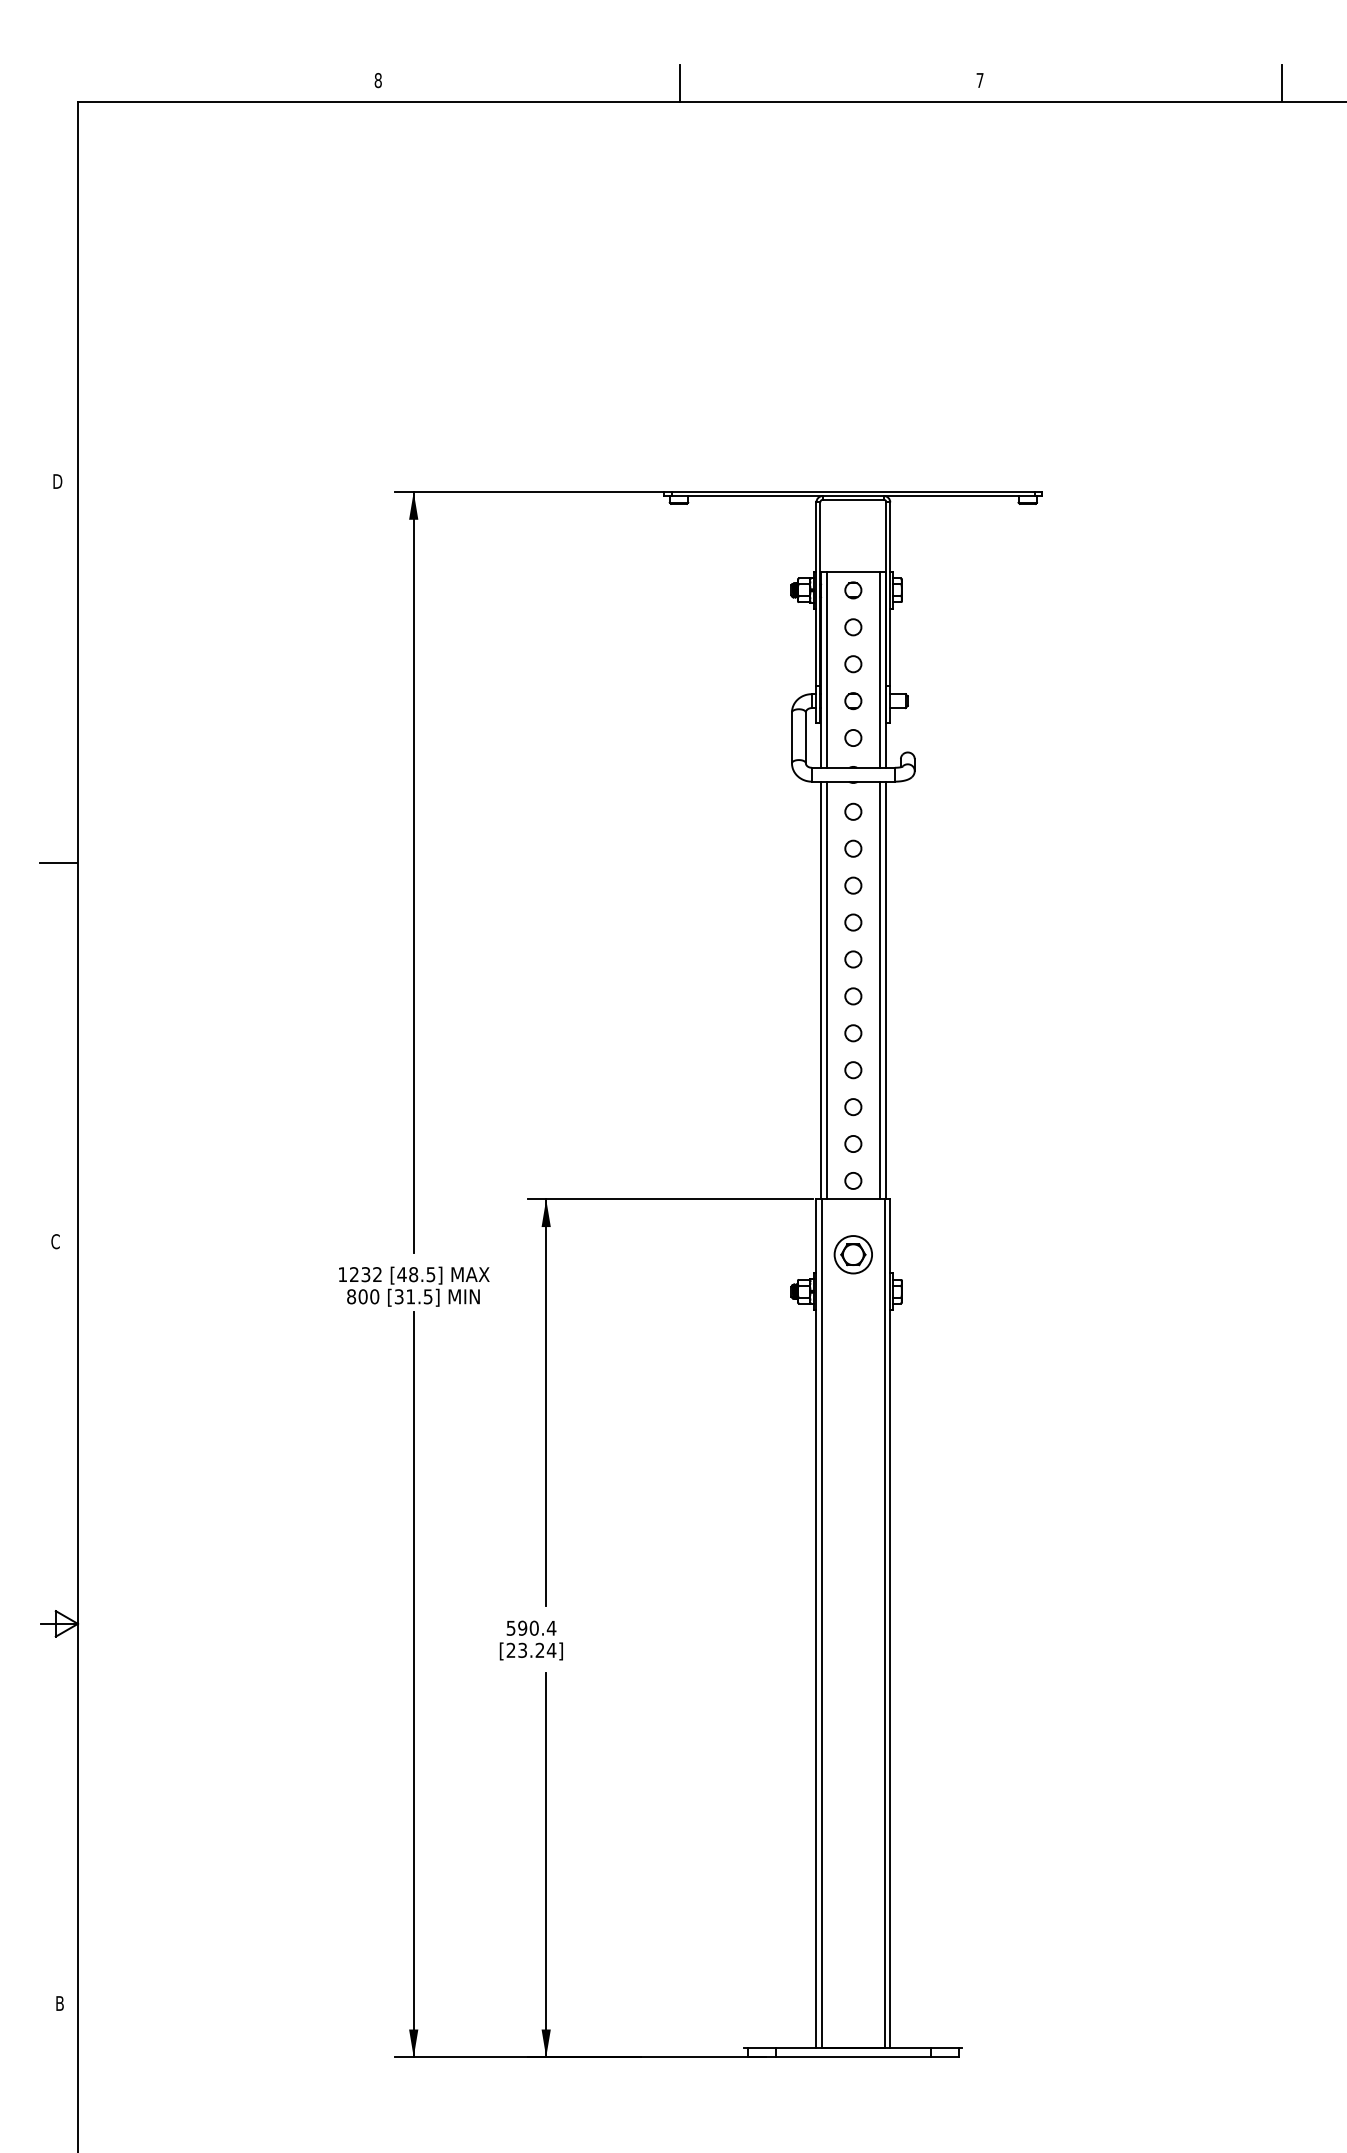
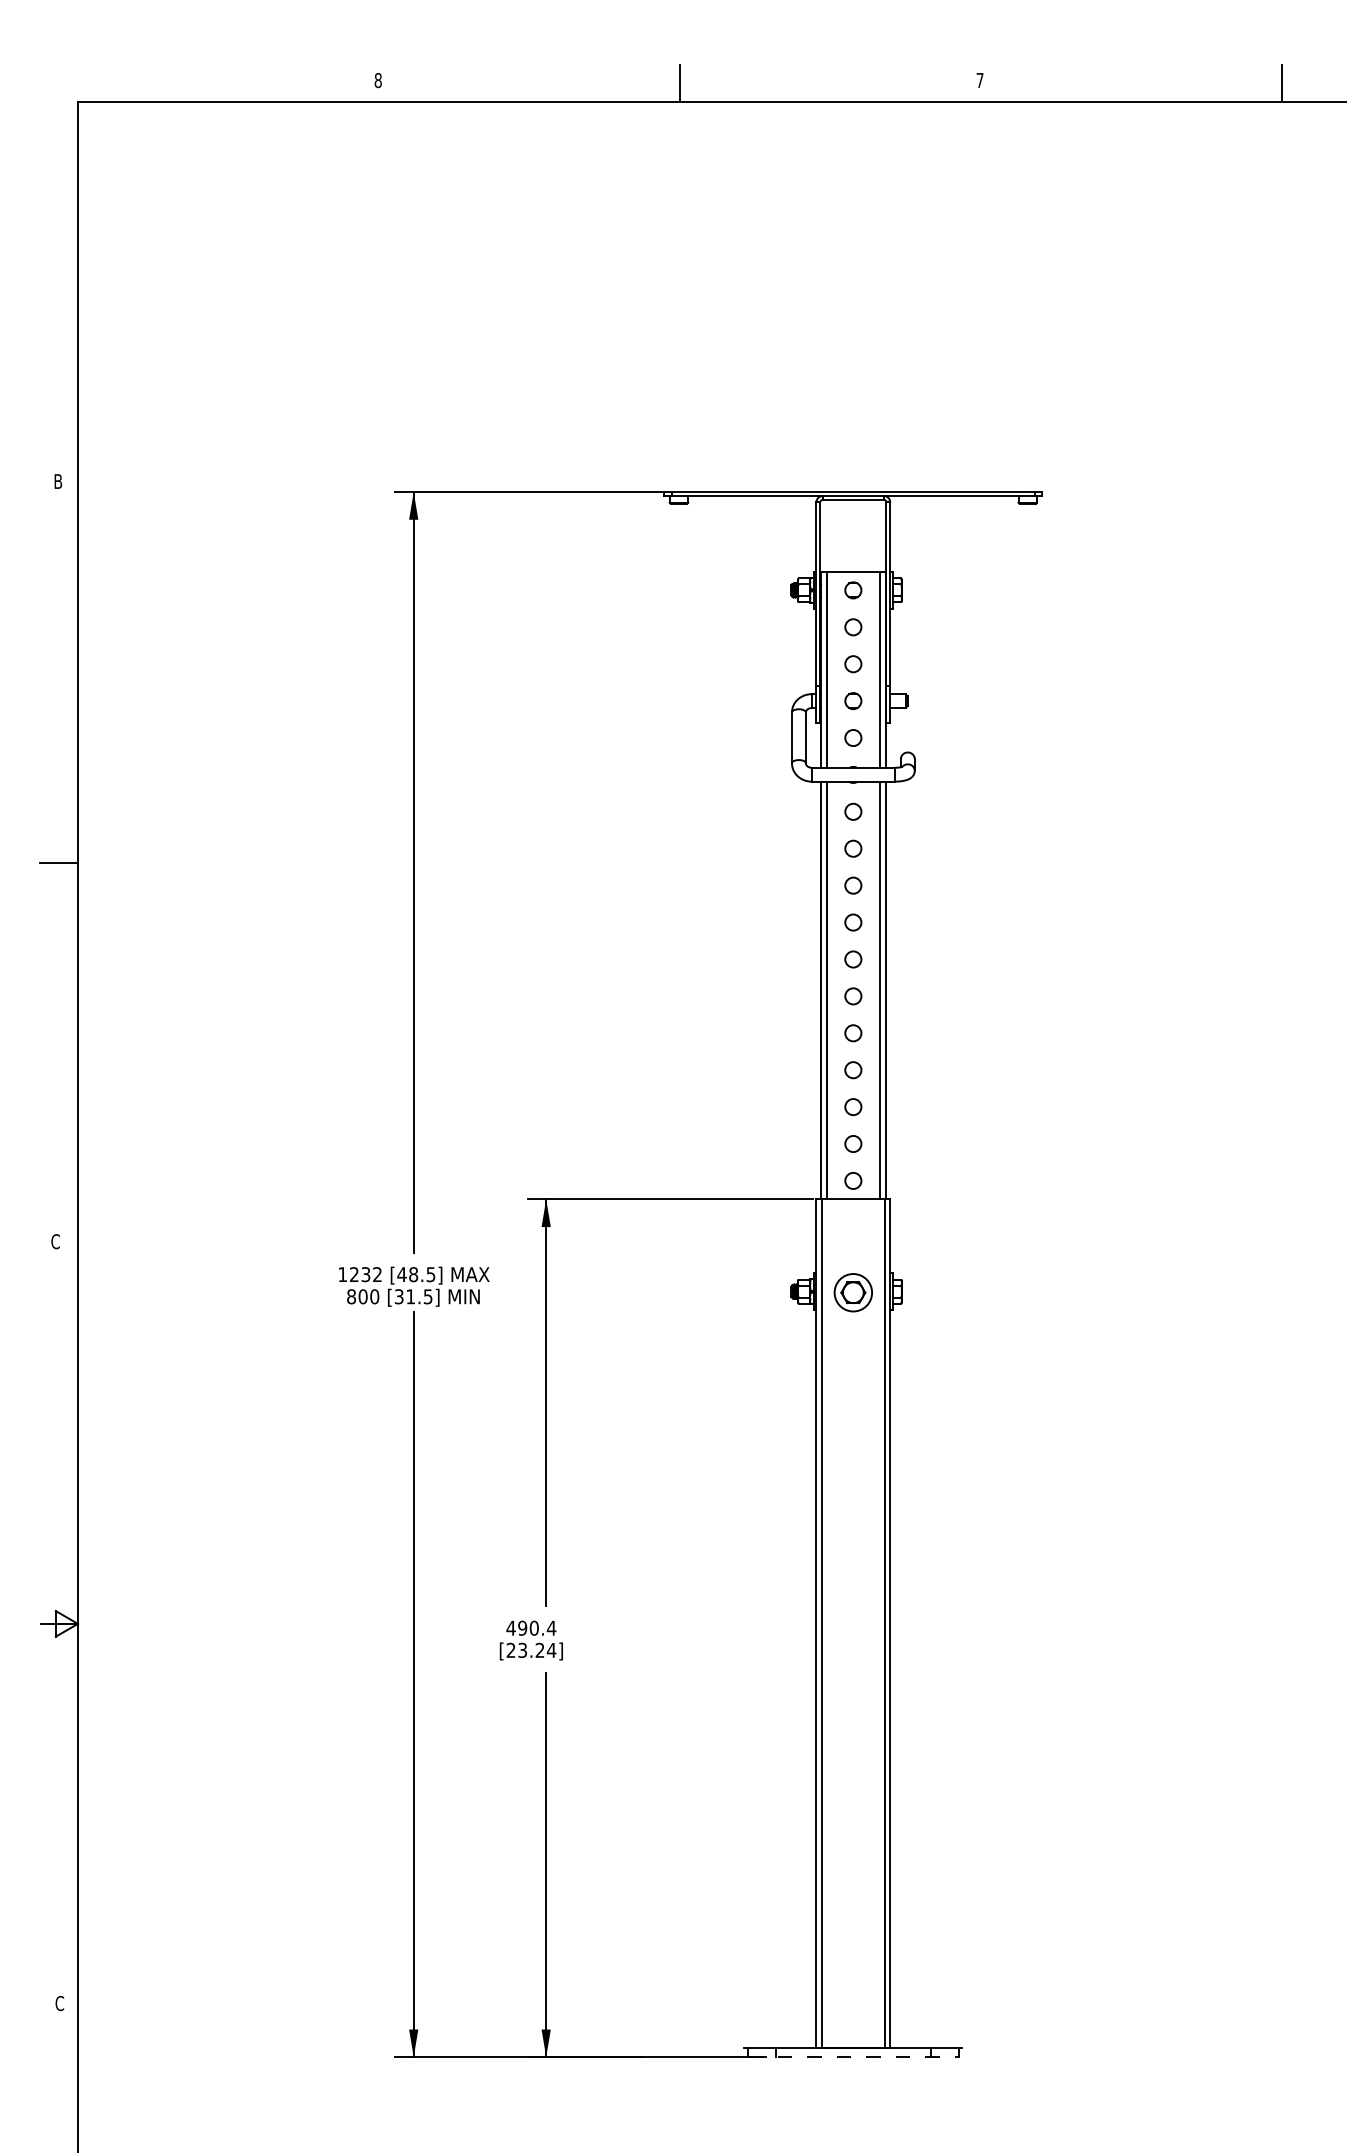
text: D -> B (57, 481)
part position: (852, 1254) -> (852, 1292) (852, 1292)
text: 590.4 -> 490.4 (510, 1628)
text: B -> C (59, 2003)
line: solid -> dashed (853, 2057)
